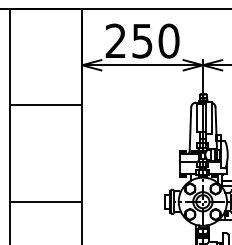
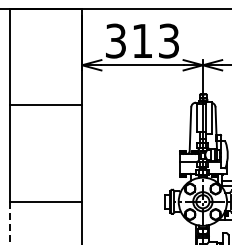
text: 250 -> 313 (142, 40)
line: solid -> dashed (9, 223)
